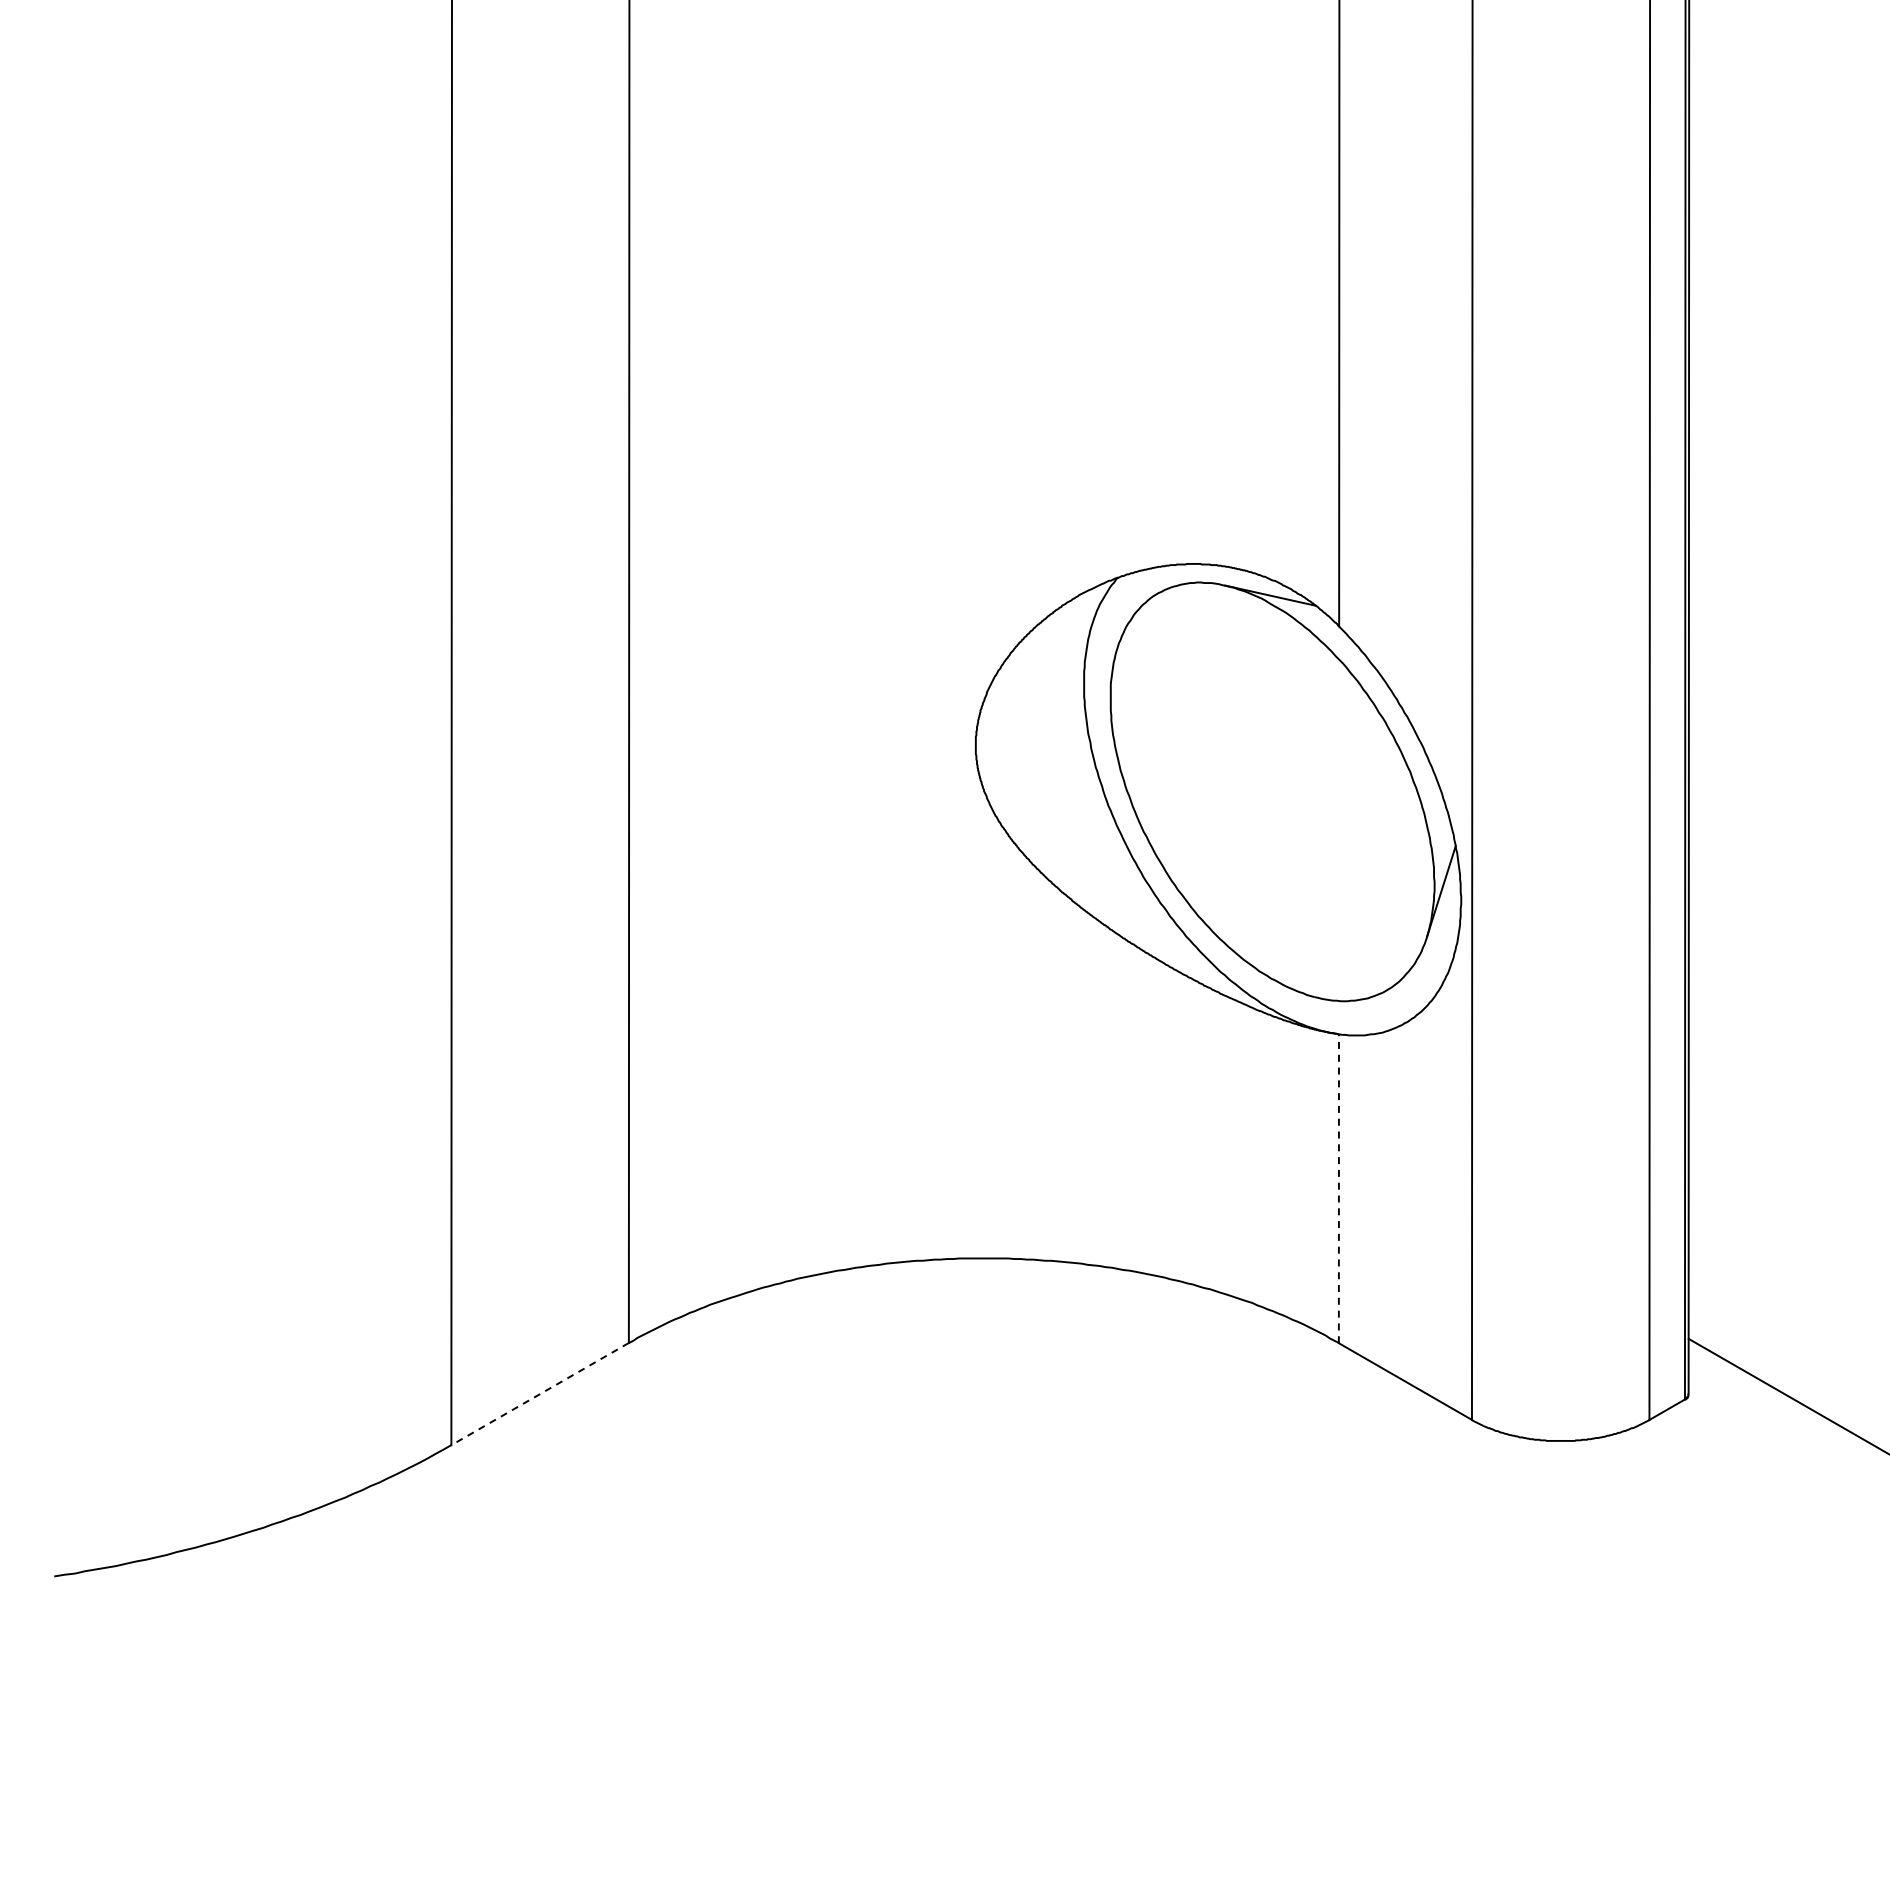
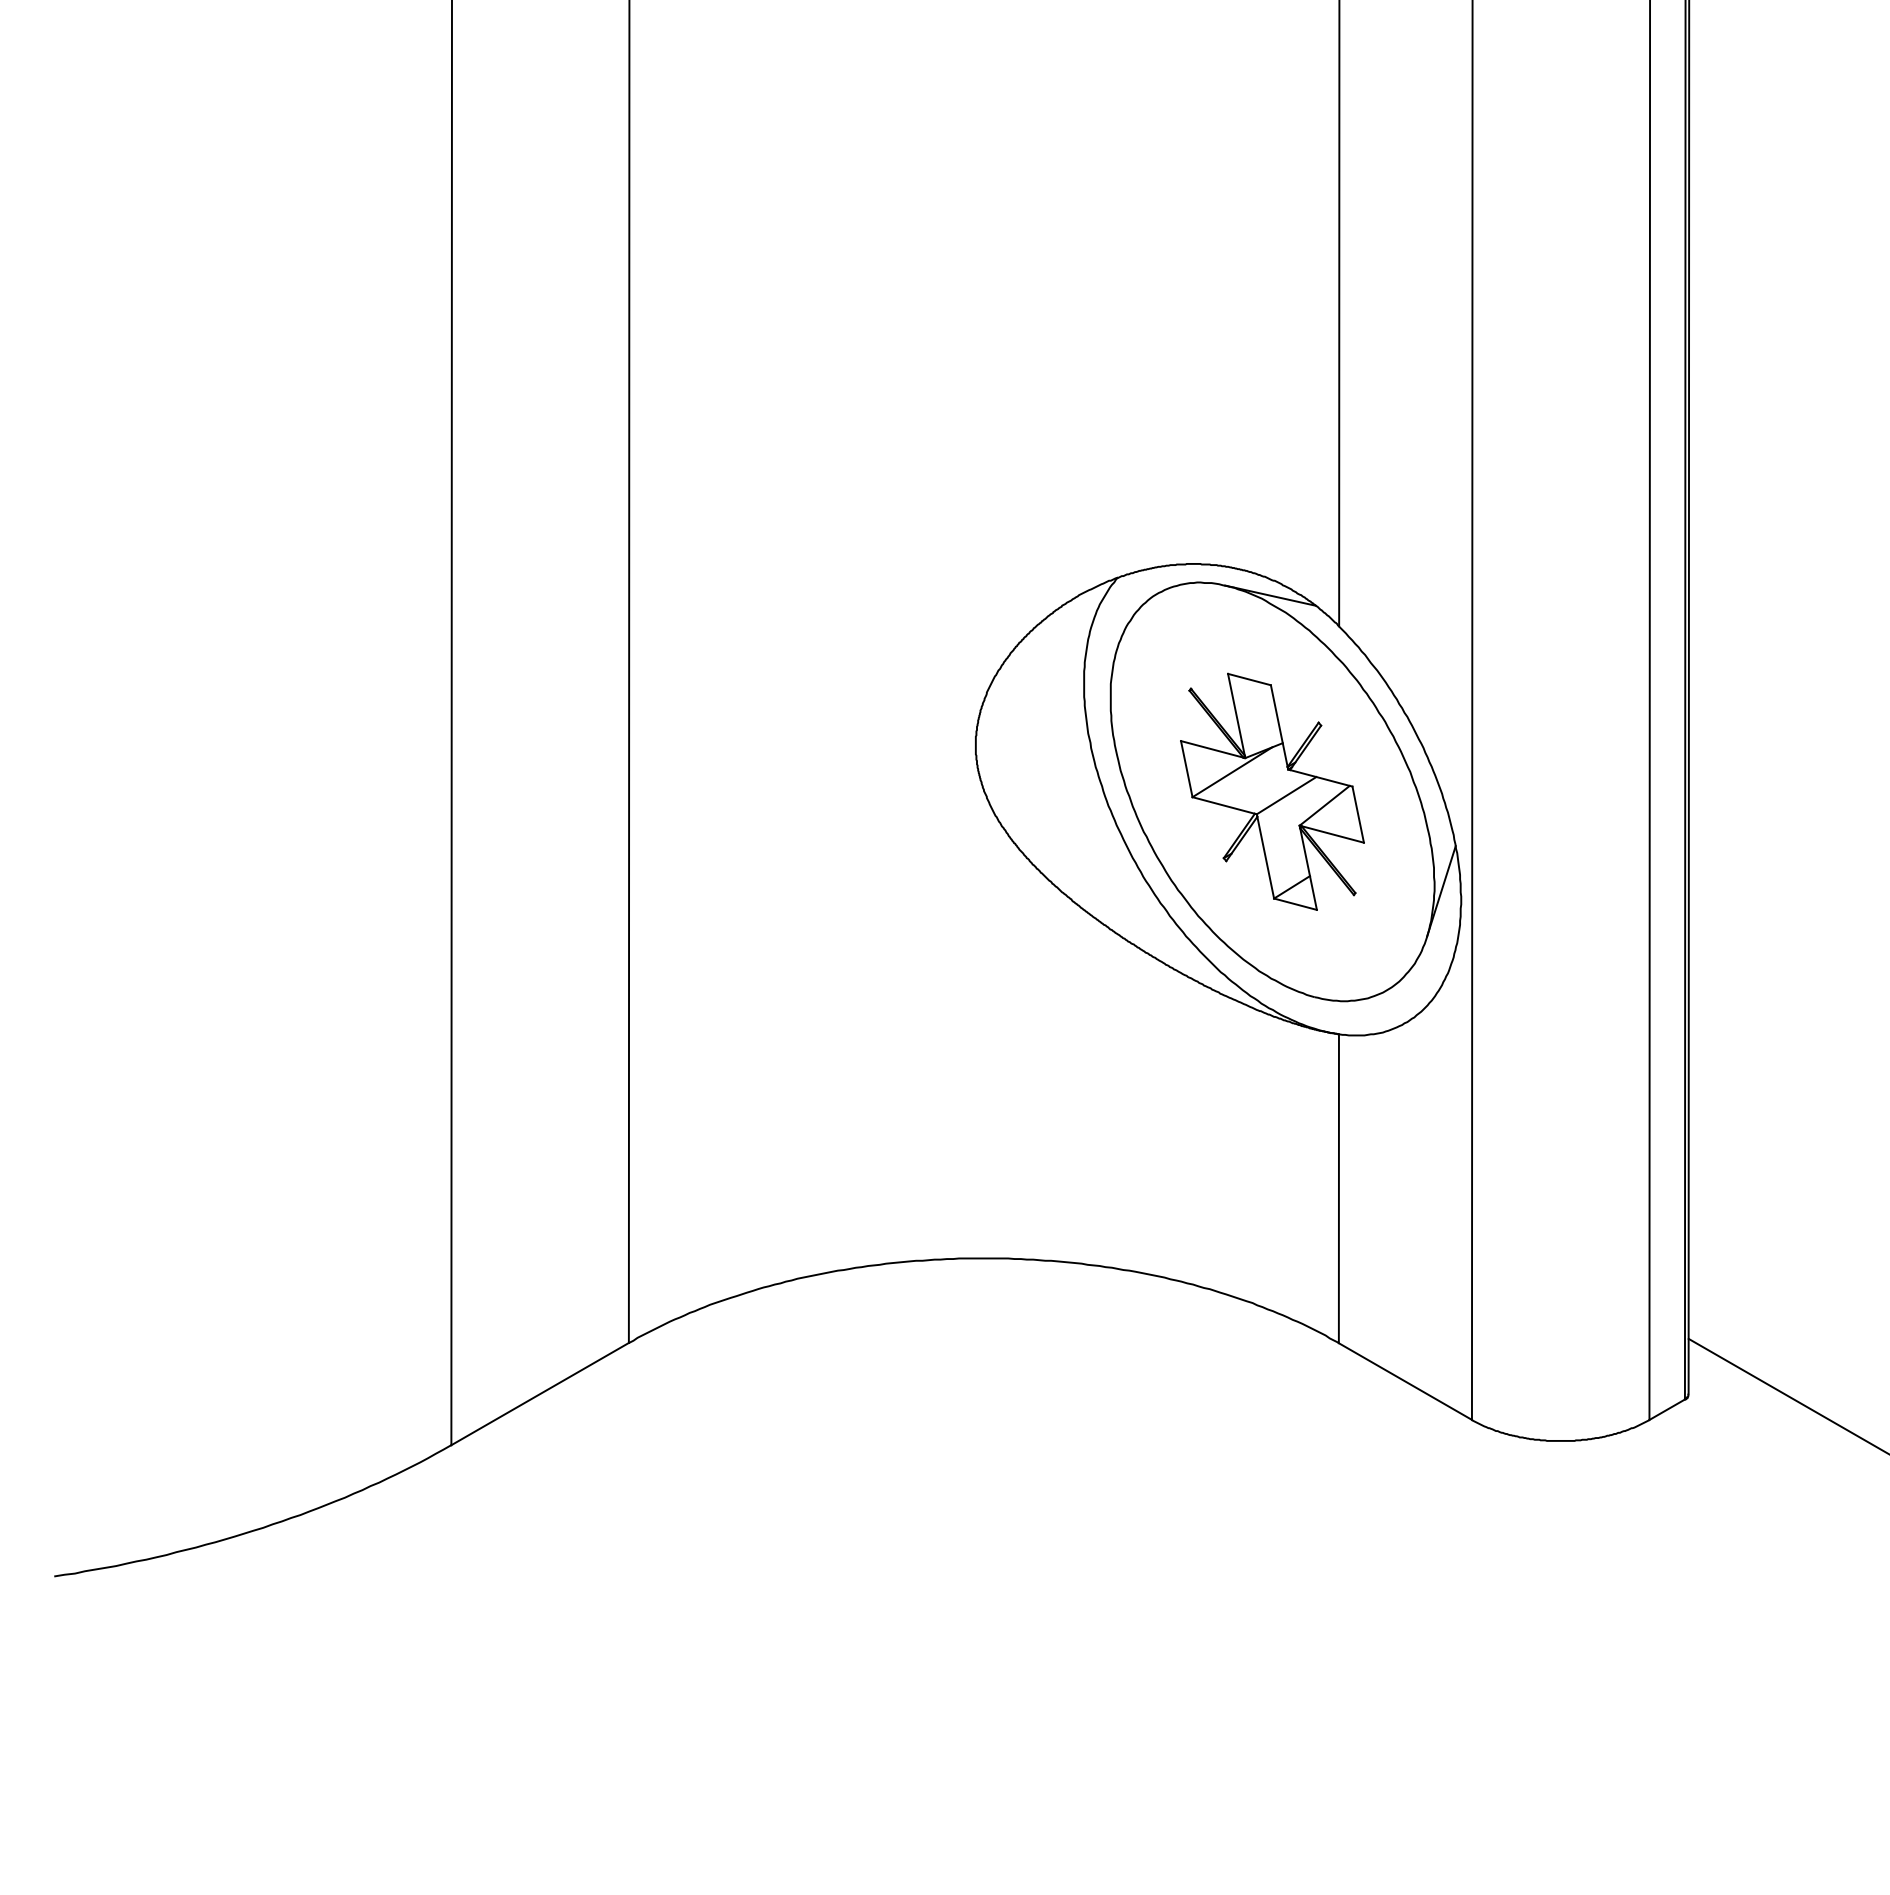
part: none -> present (1272, 791)
line: dashed -> solid (1338, 1188)
line: dashed -> solid (539, 1394)
